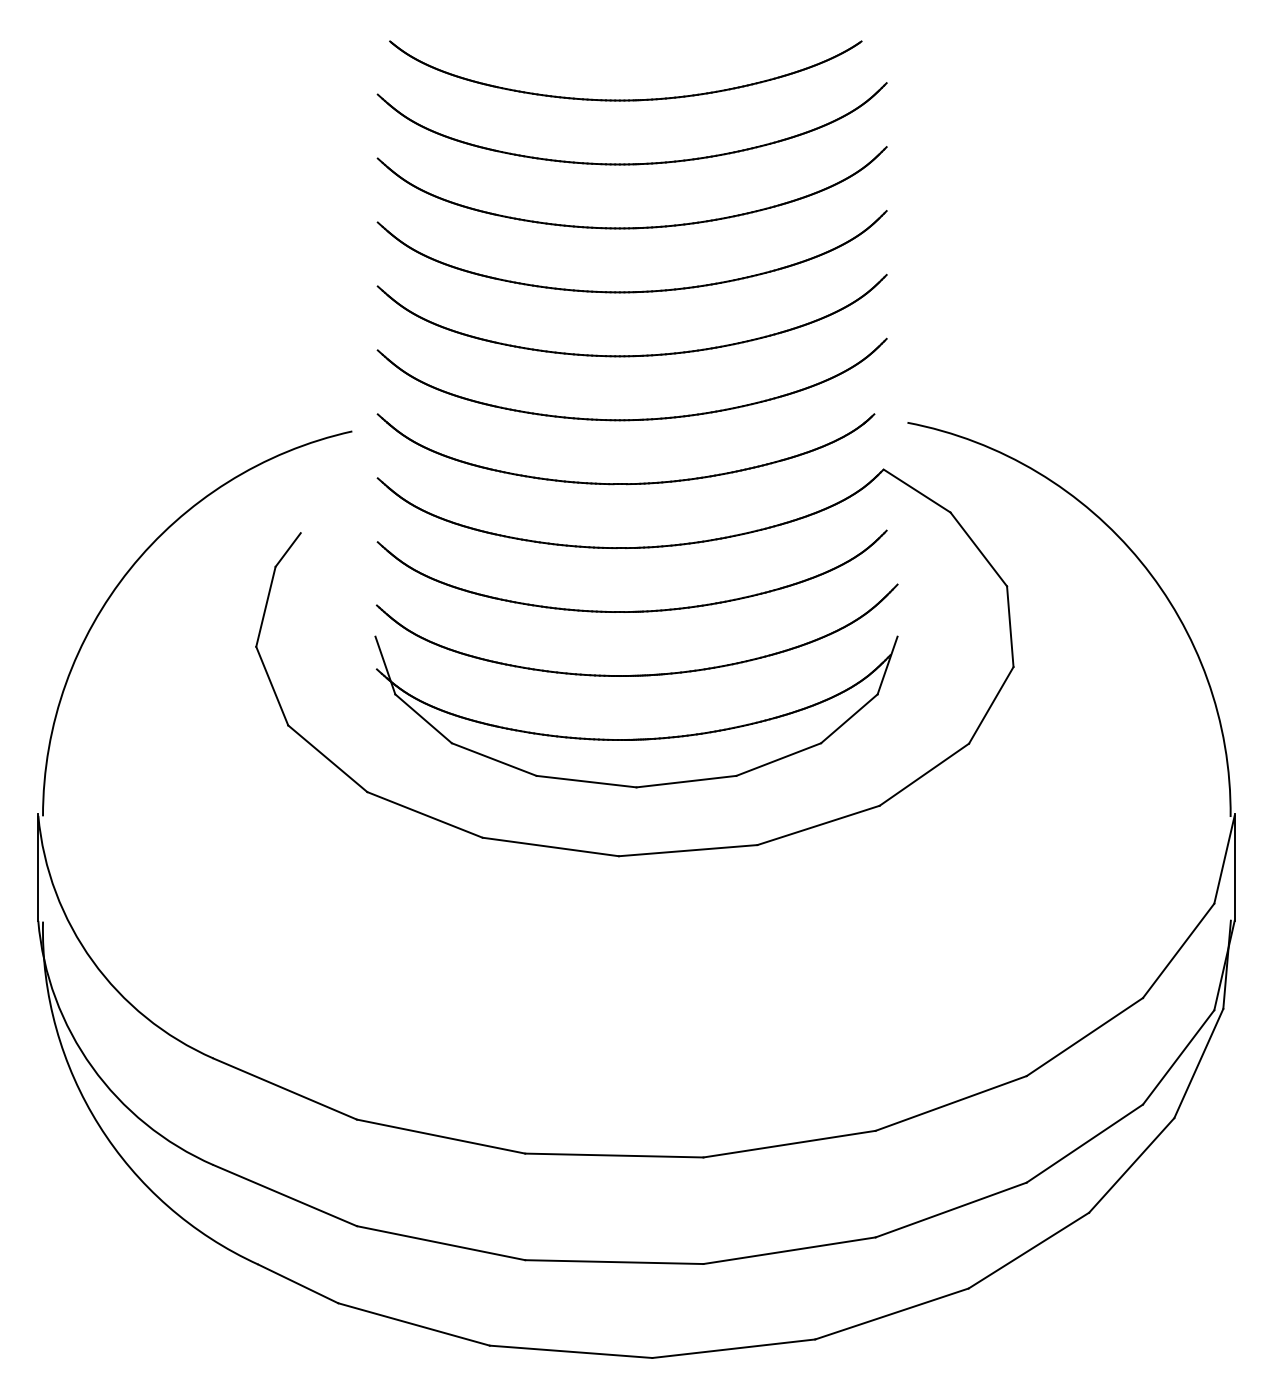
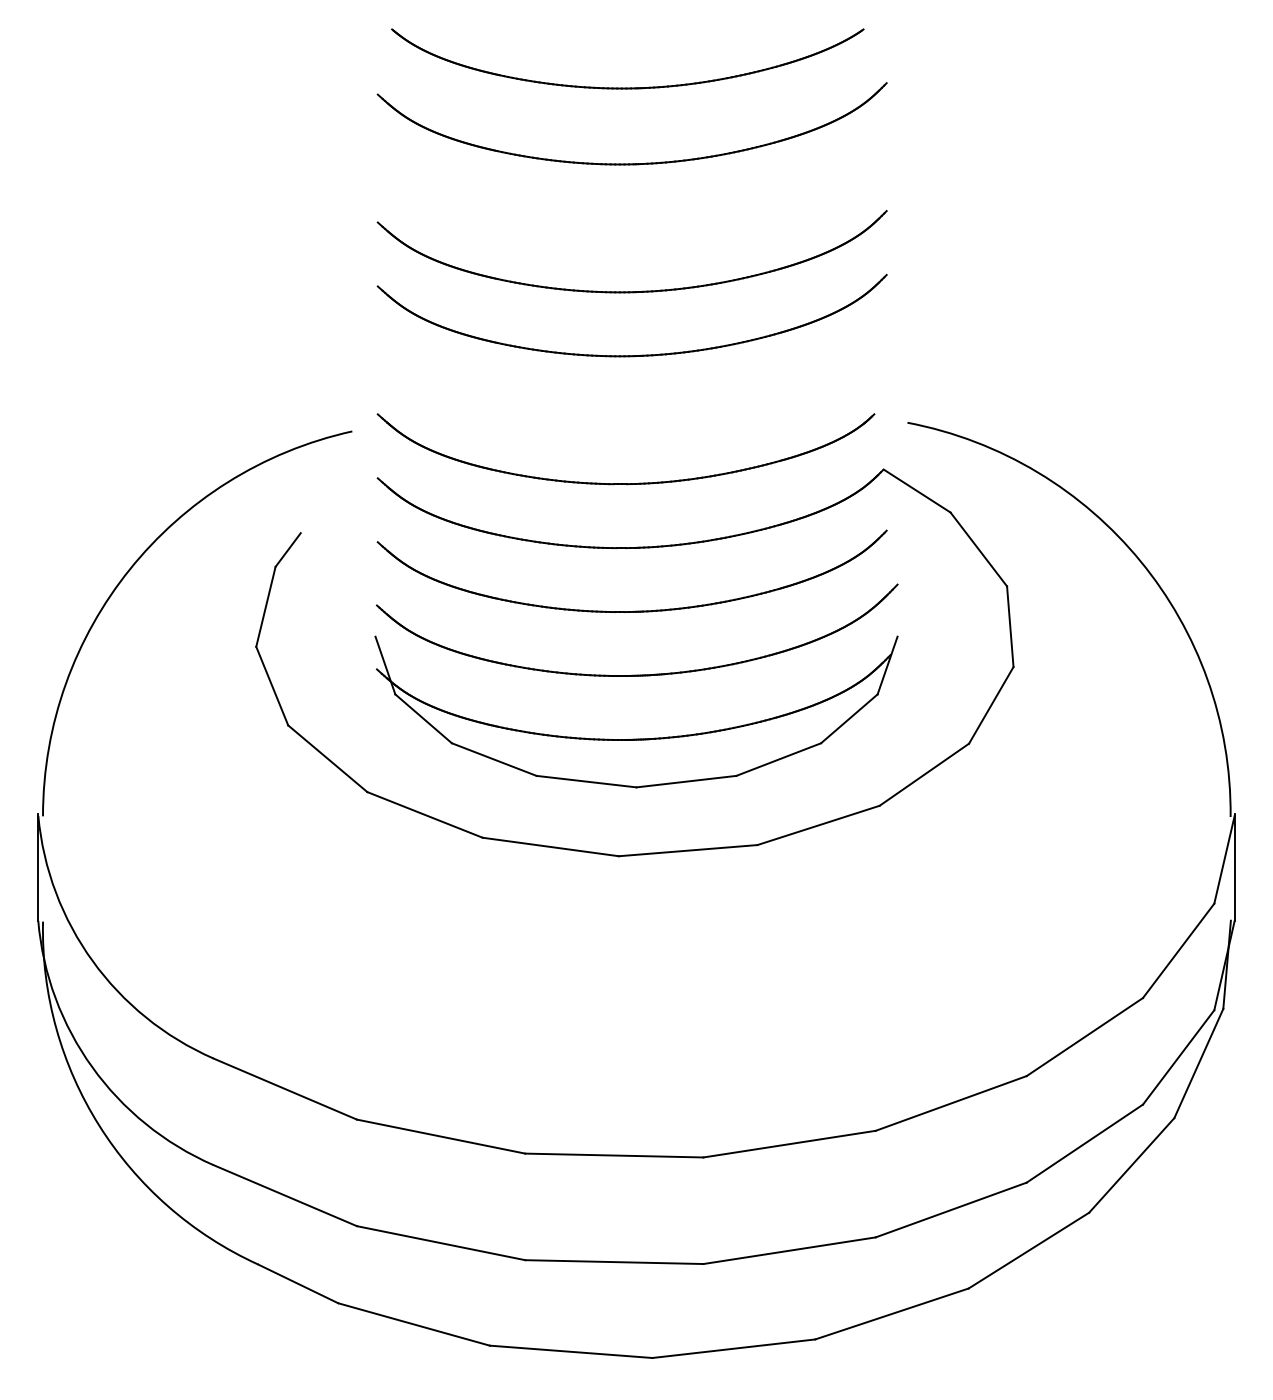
part position: (625, 99) -> (627, 87) (627, 87)
part: present -> none (631, 227)
part: present -> none (631, 419)
